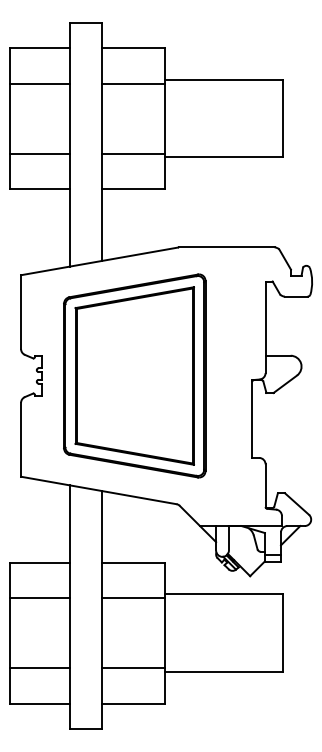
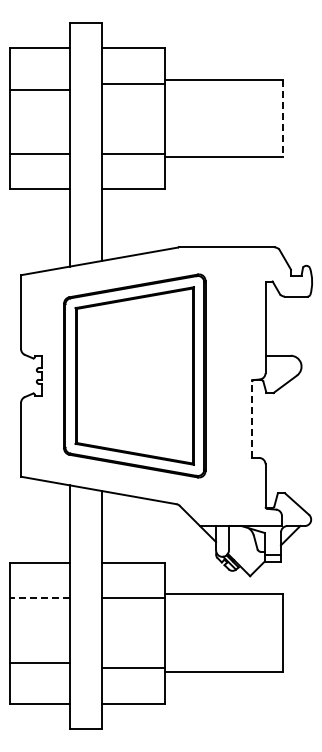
line position: (39, 83) -> (39, 89) (39, 89)
line: solid -> dashed (282, 118)
line: solid -> dashed (252, 419)
line: solid -> dashed (39, 597)
line position: (39, 668) -> (39, 663) (39, 663)
